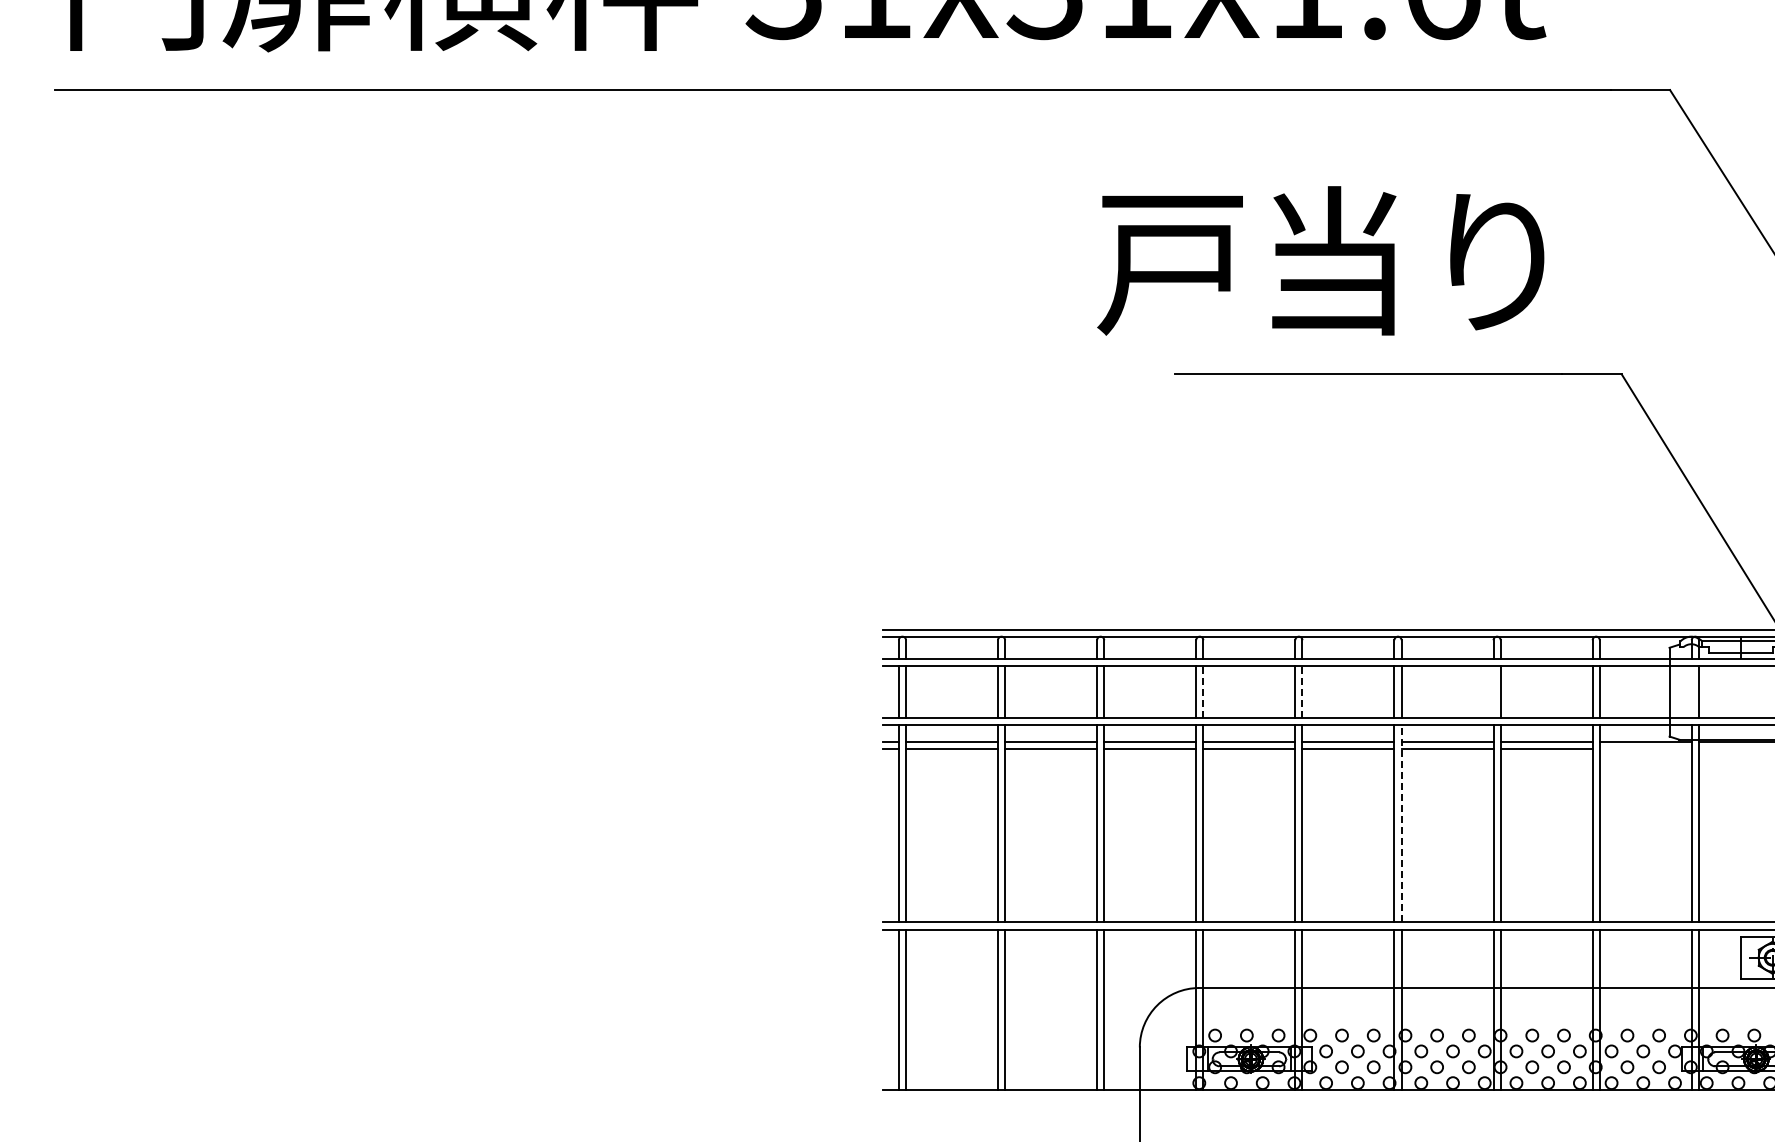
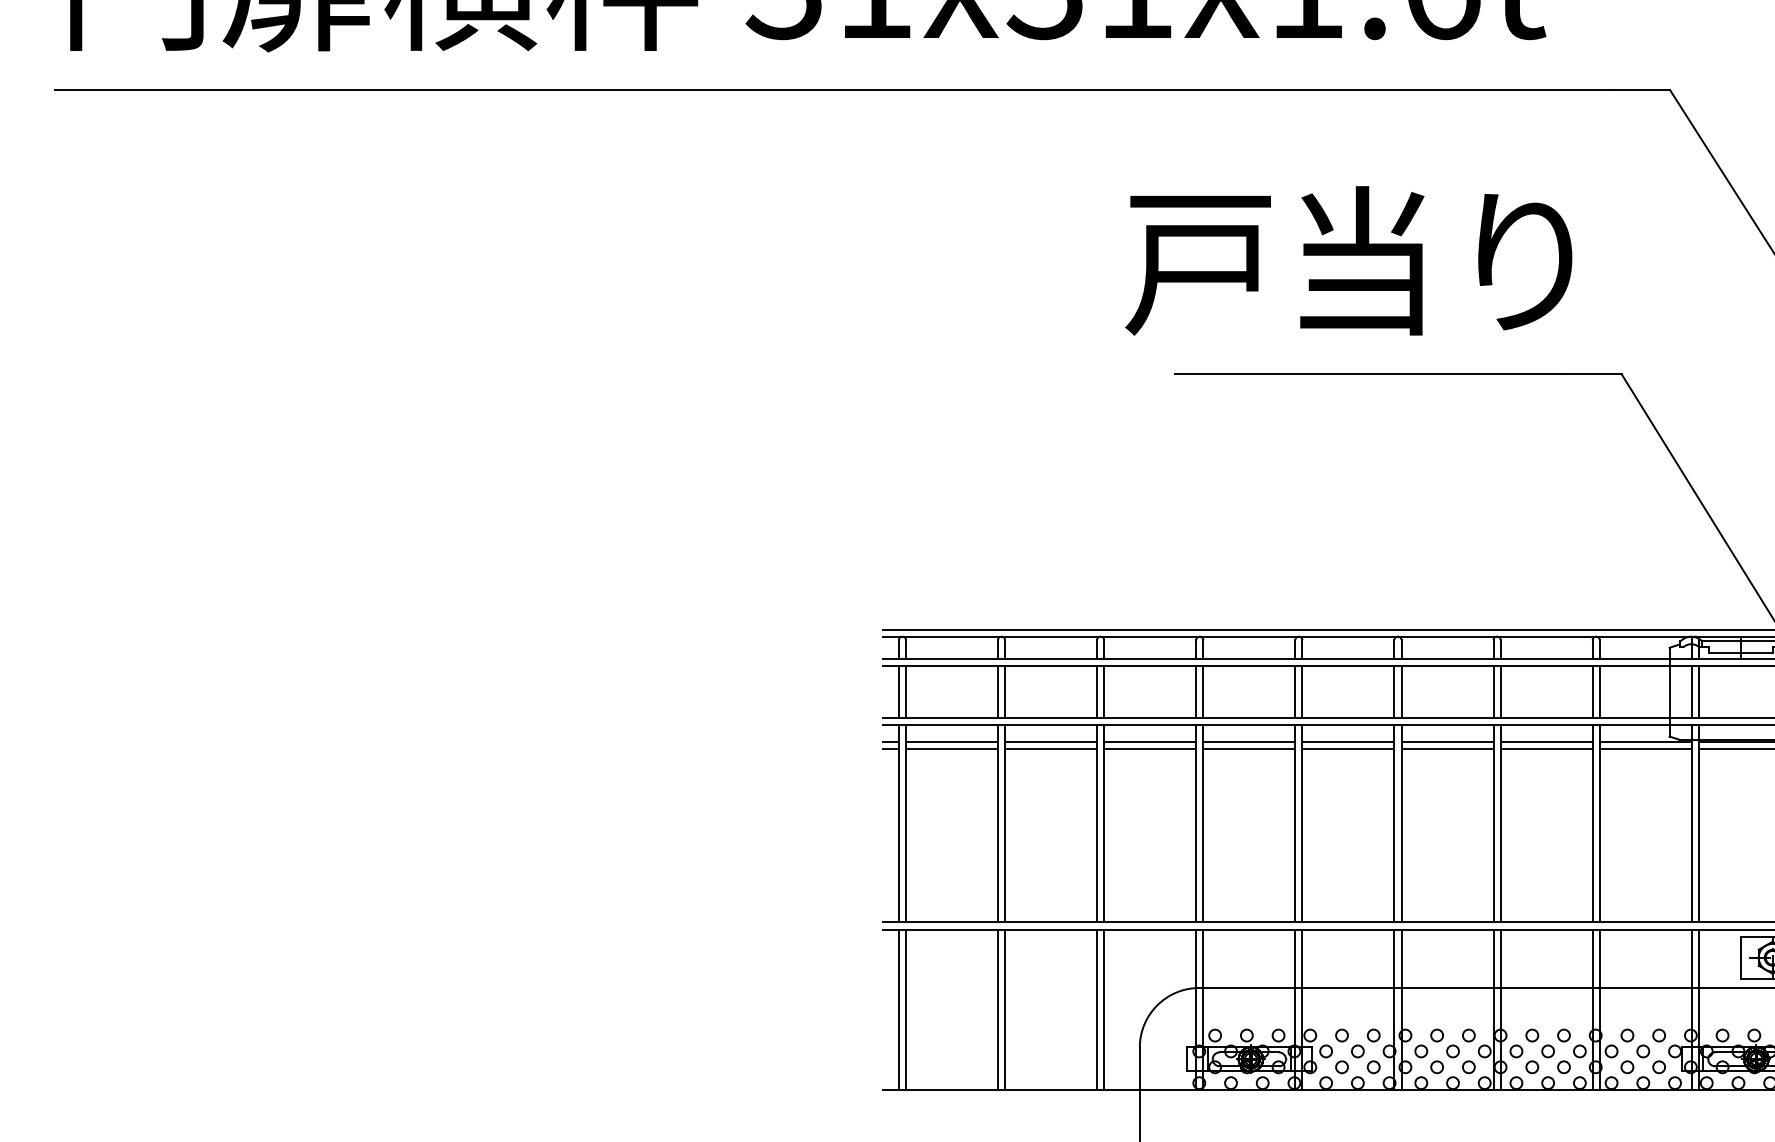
text position: (1320, 260) -> (1348, 260) (1348, 260)
line: dashed -> solid (1203, 692)
line: dashed -> solid (1302, 692)
line: none -> present (1493, 692)
line: none -> present (1691, 692)
line: none -> present (1645, 748)
line: none -> present (1734, 748)
line: dashed -> solid (1401, 823)
